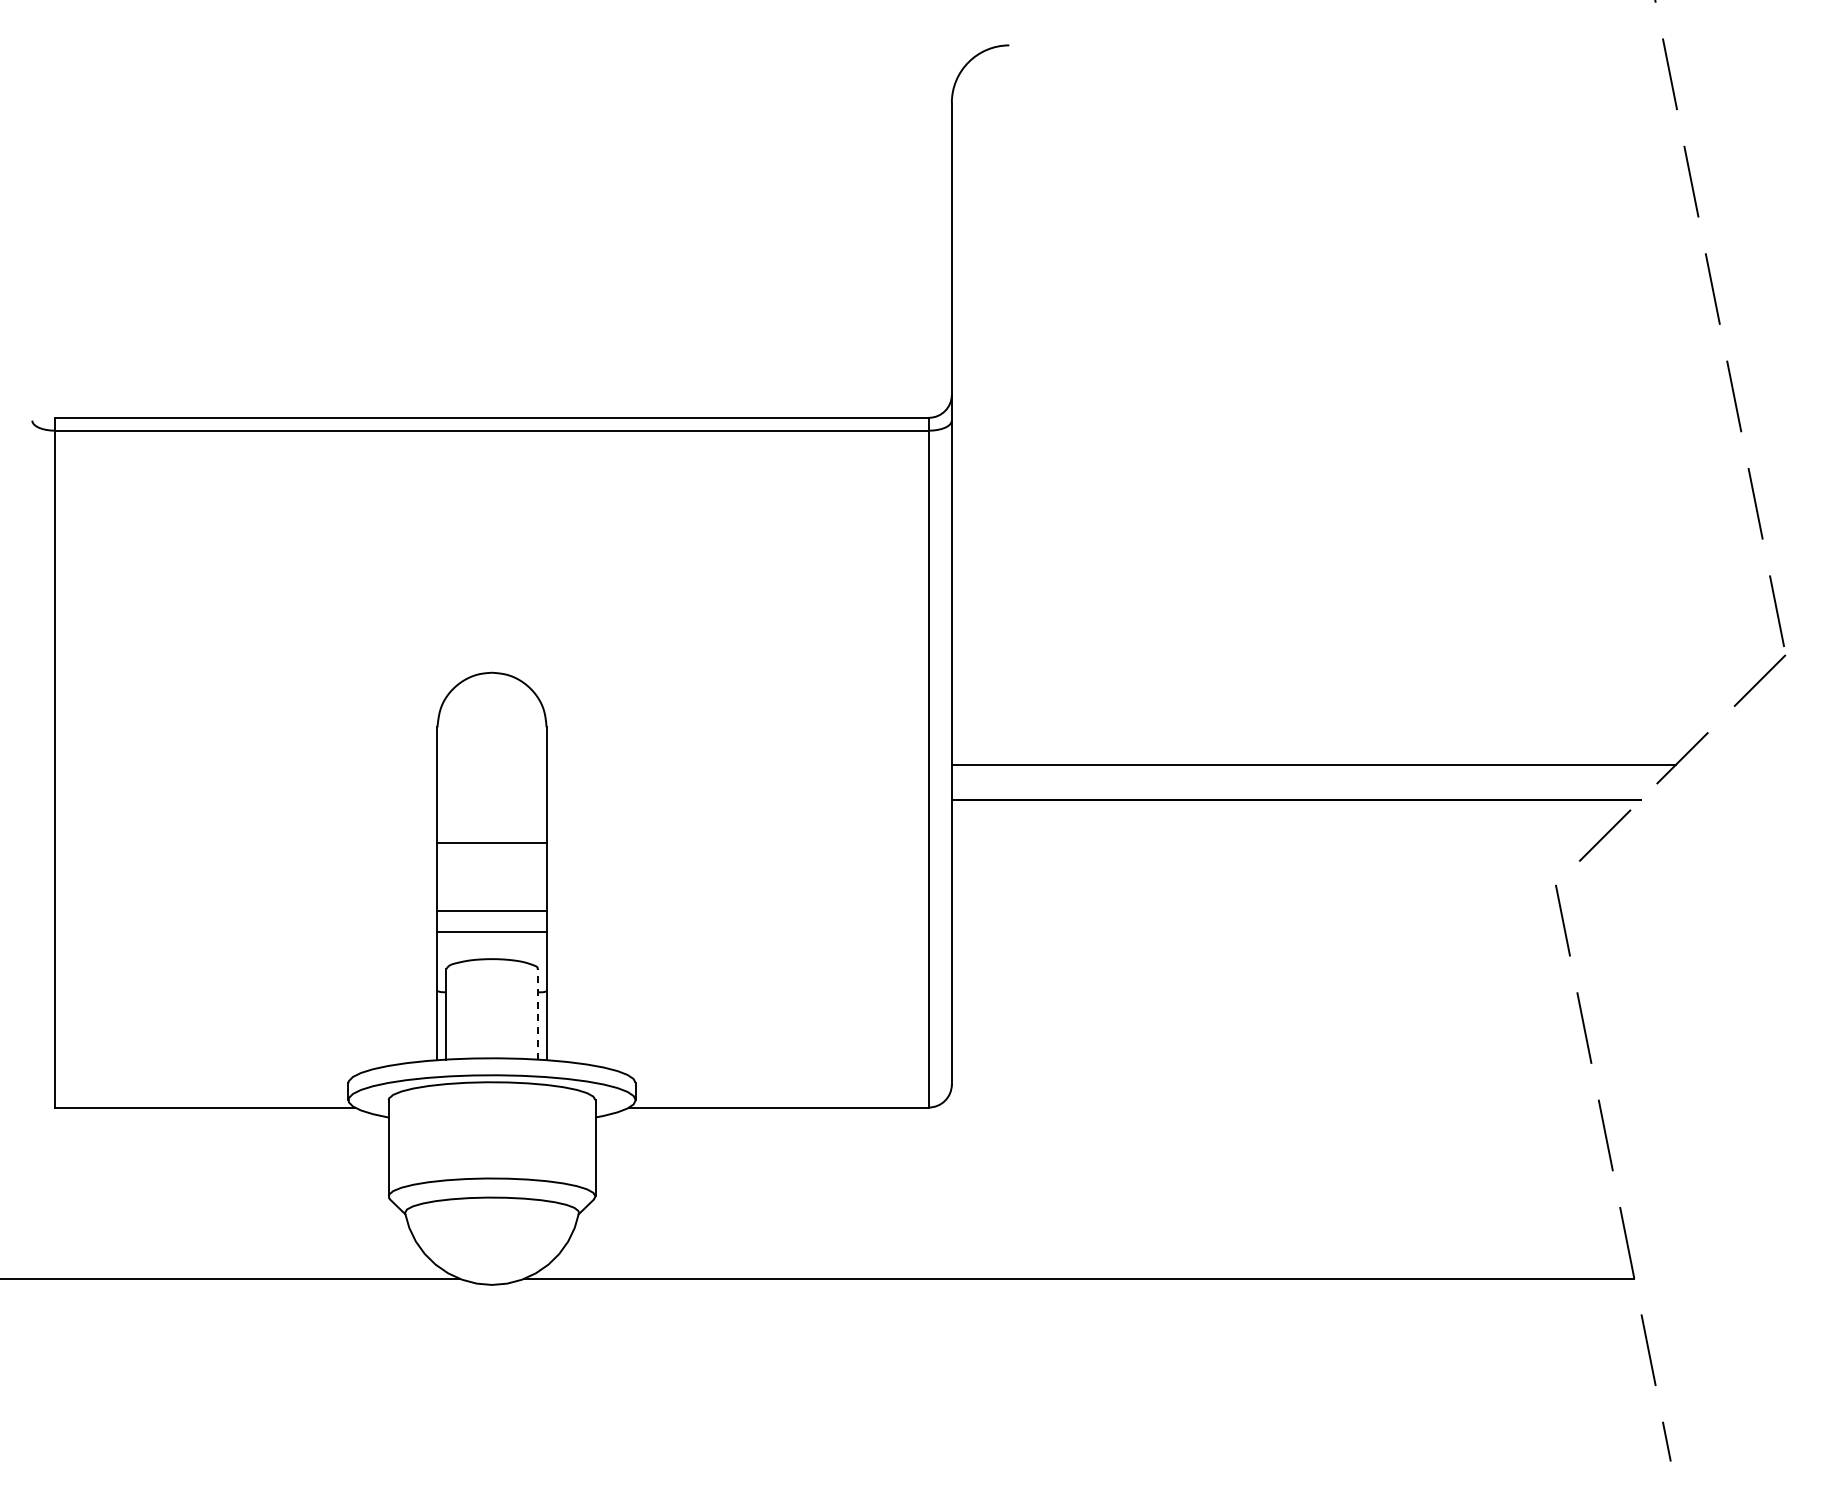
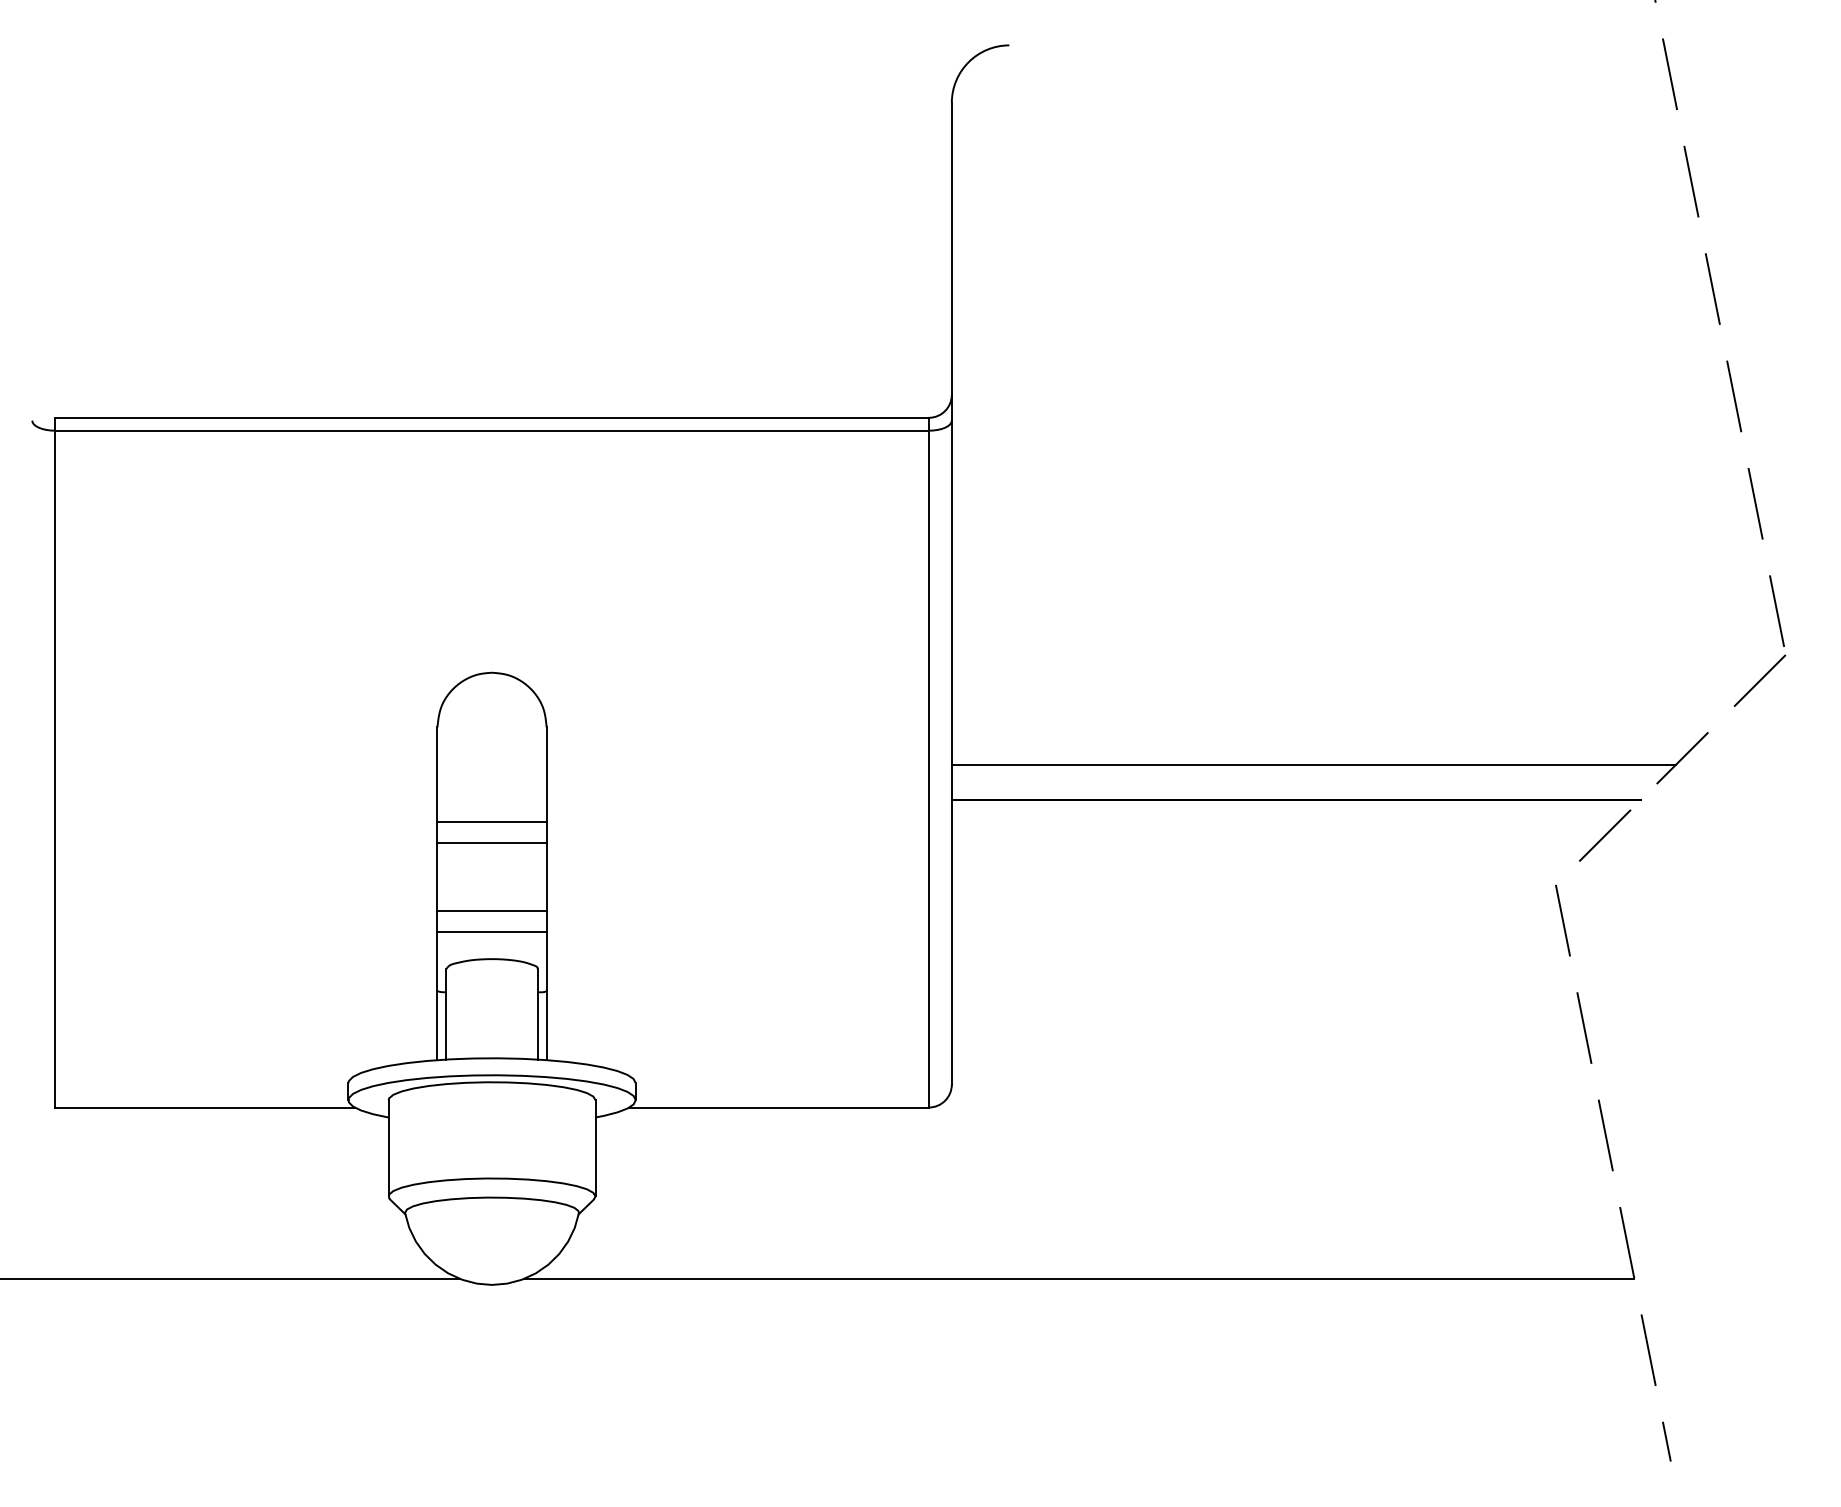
line: none -> present (491, 821)
line: dashed -> solid (538, 1014)
